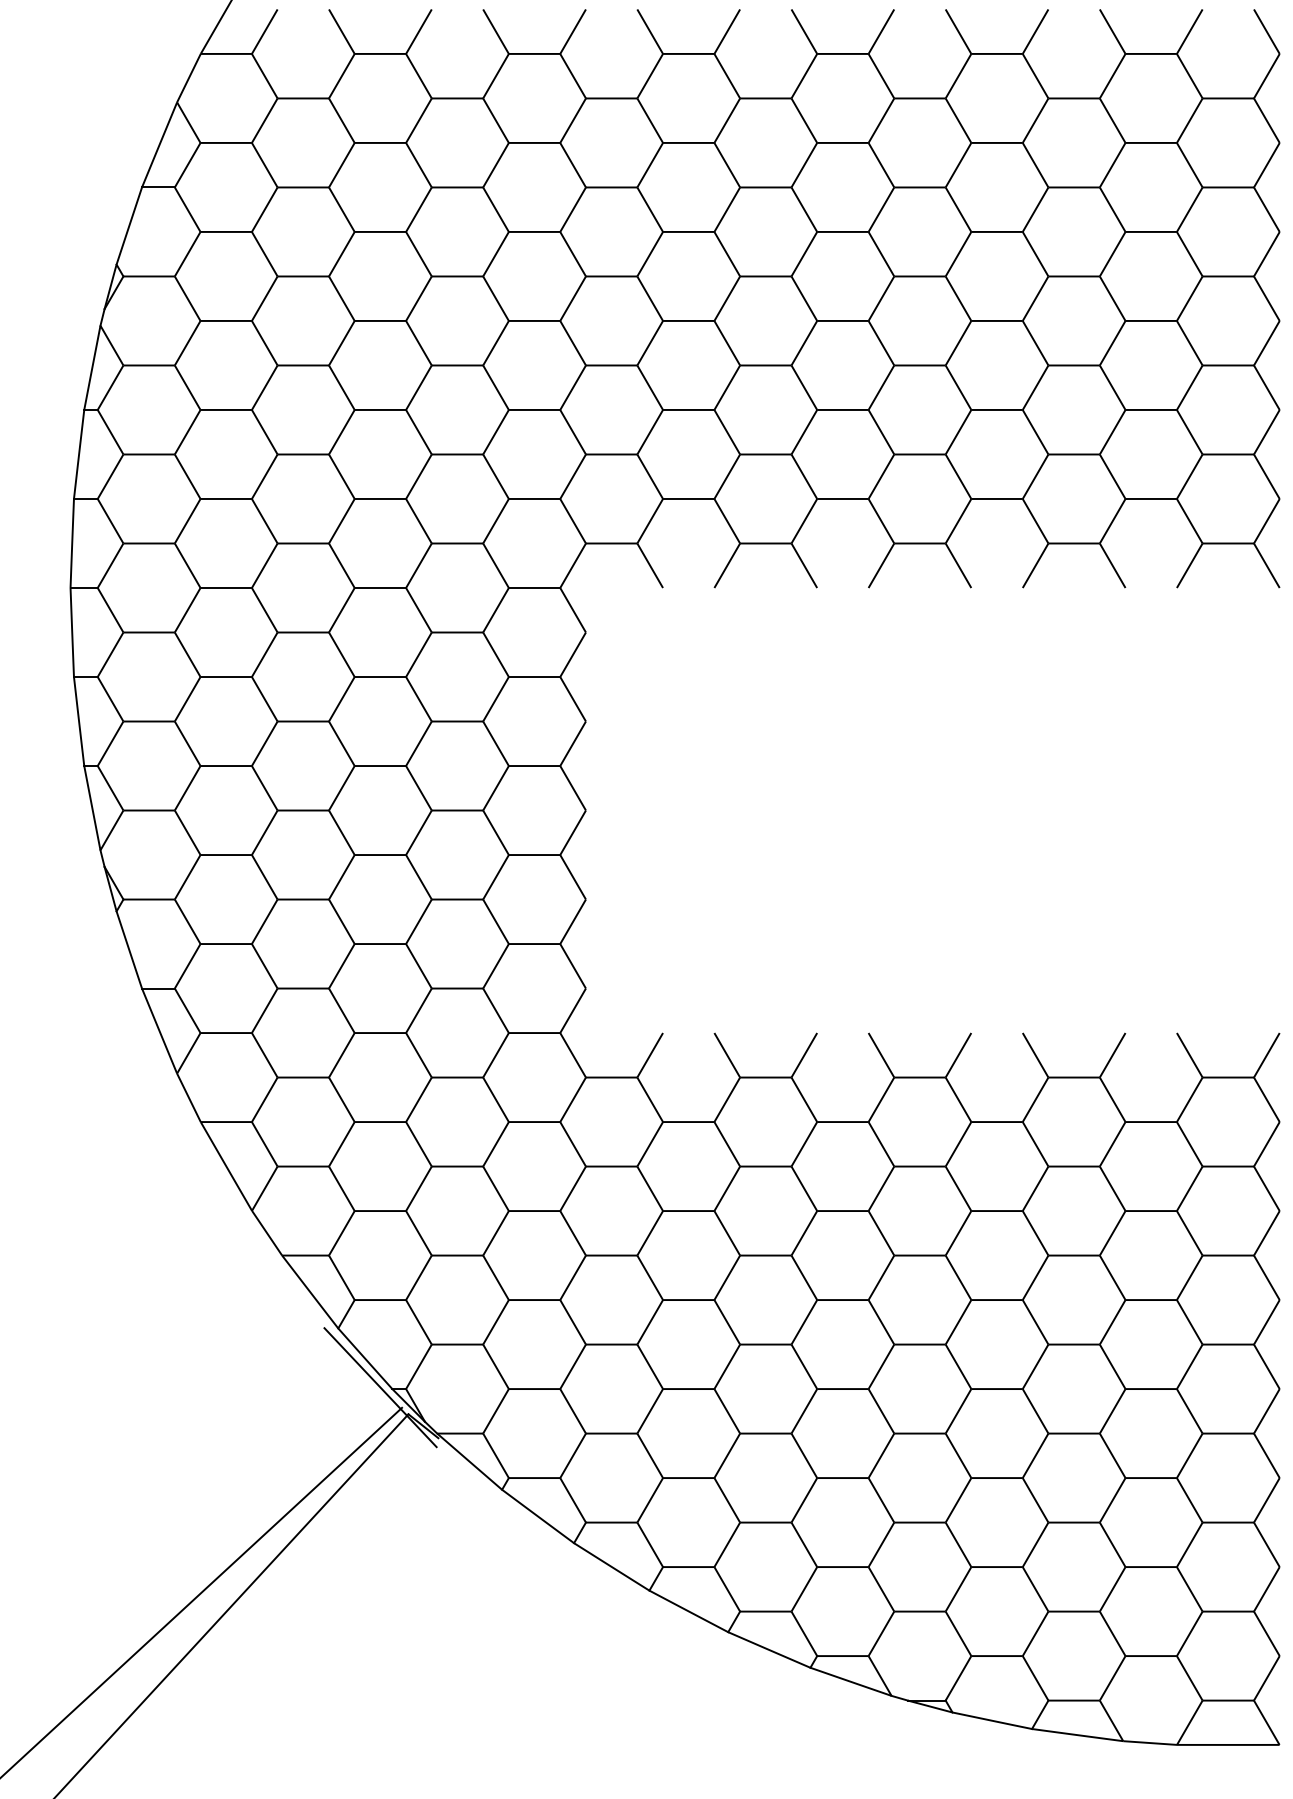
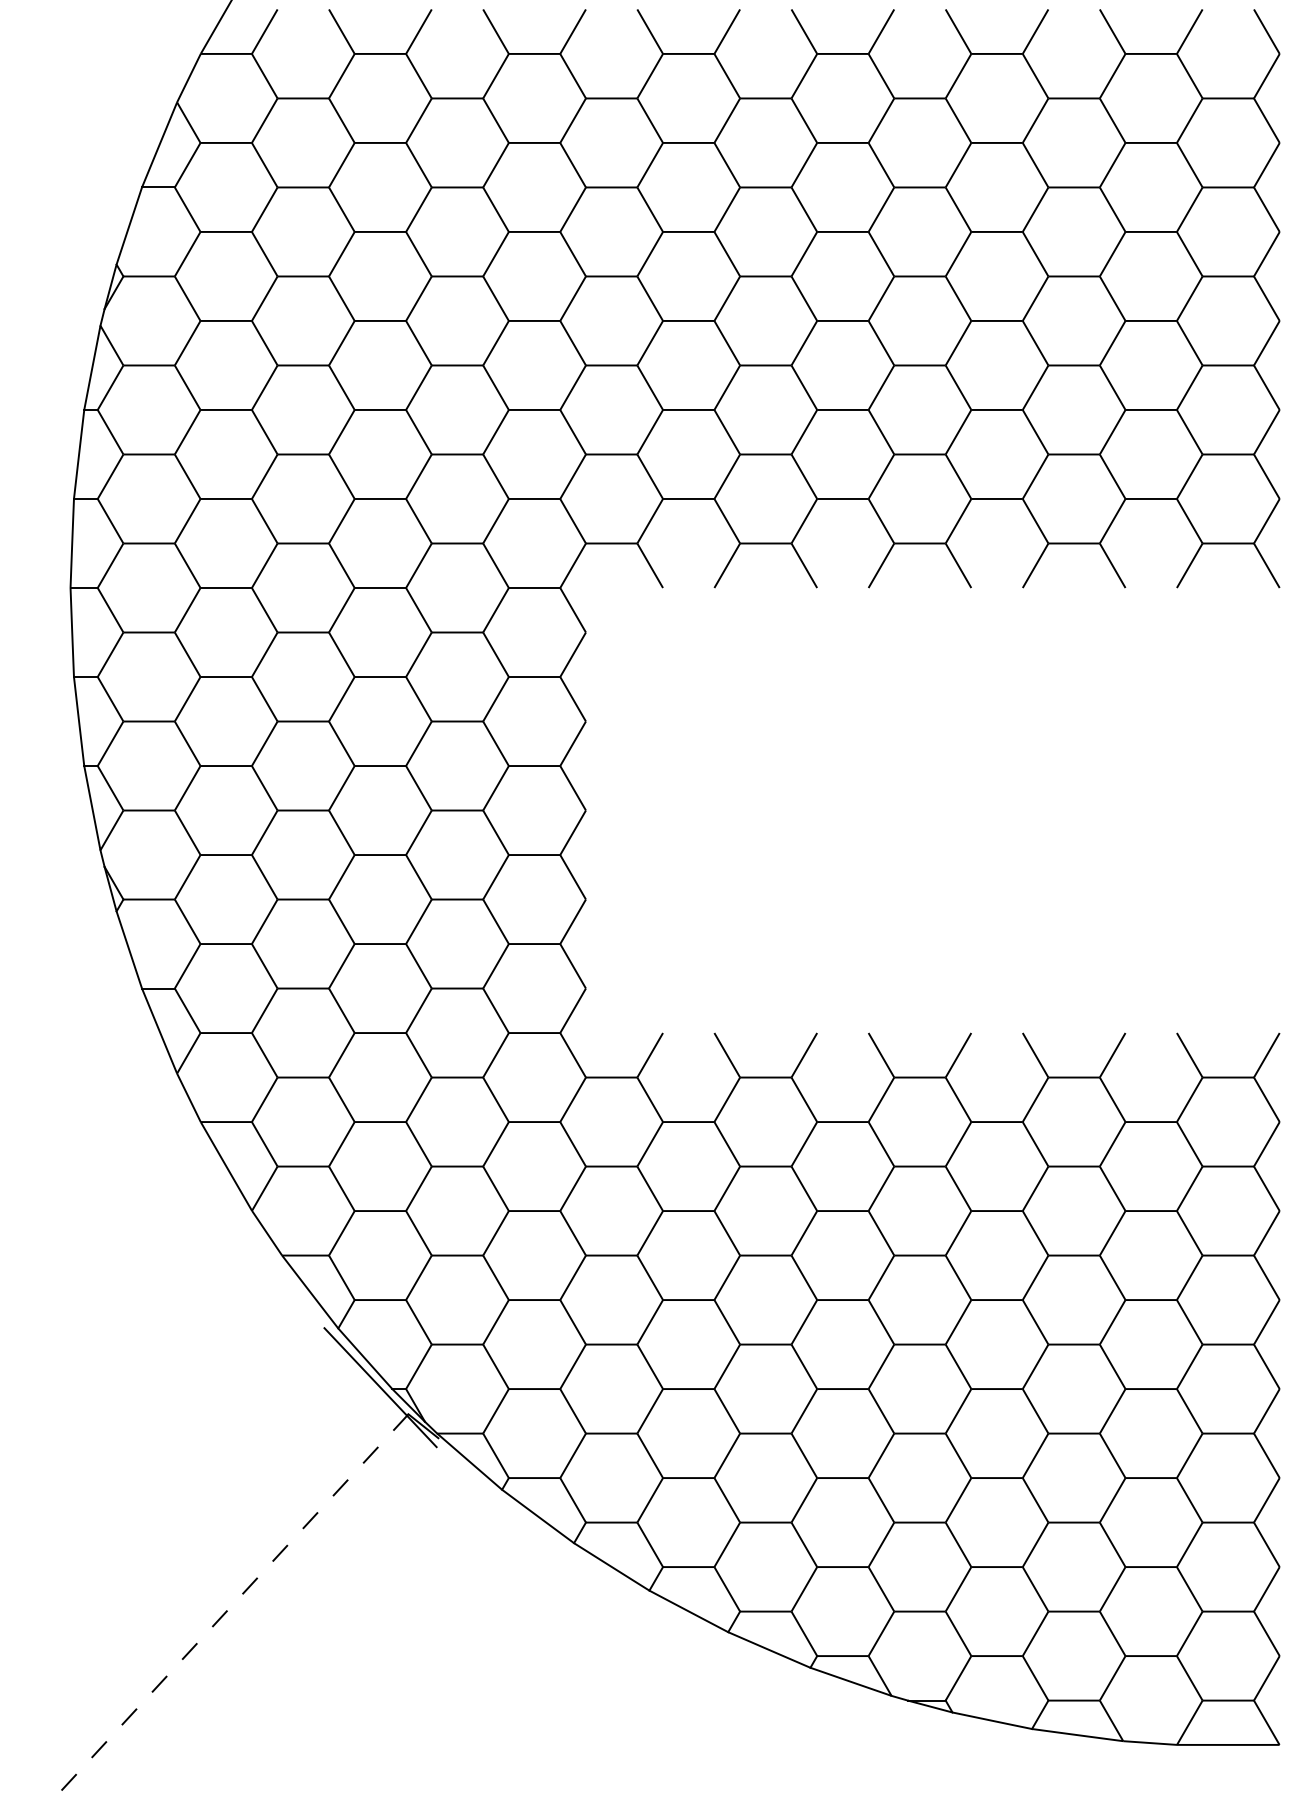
line: present -> none (202, 1591)
line: solid -> dashed (230, 1606)
